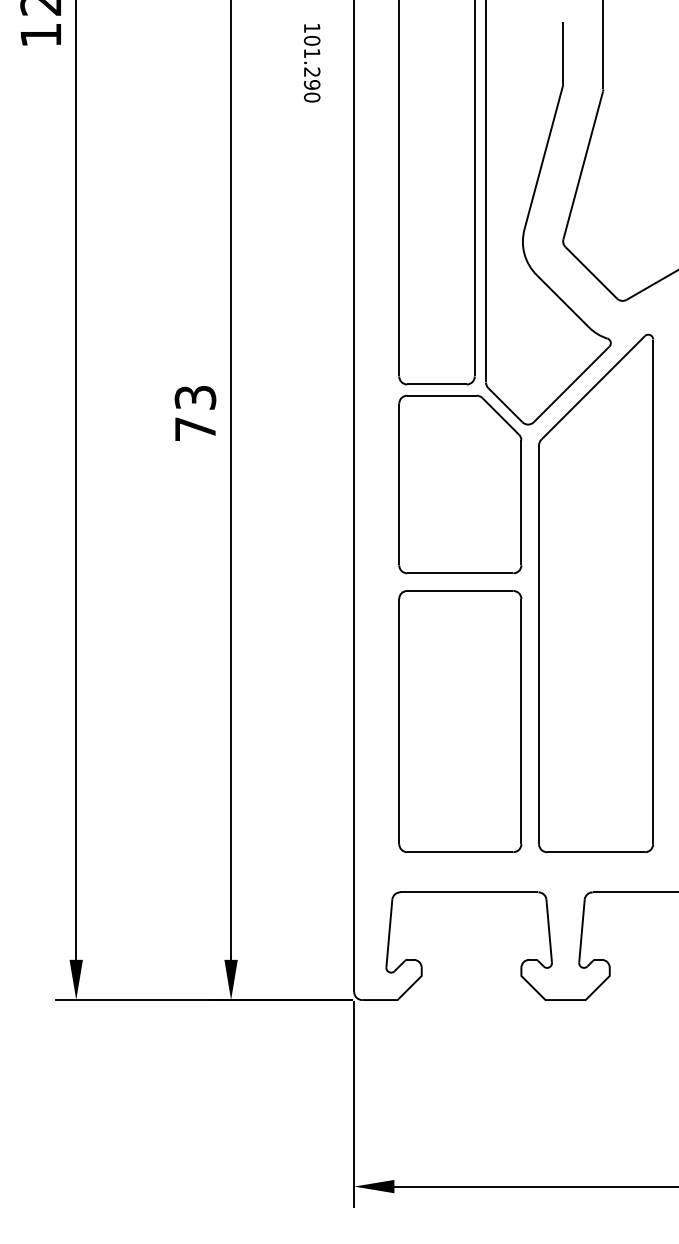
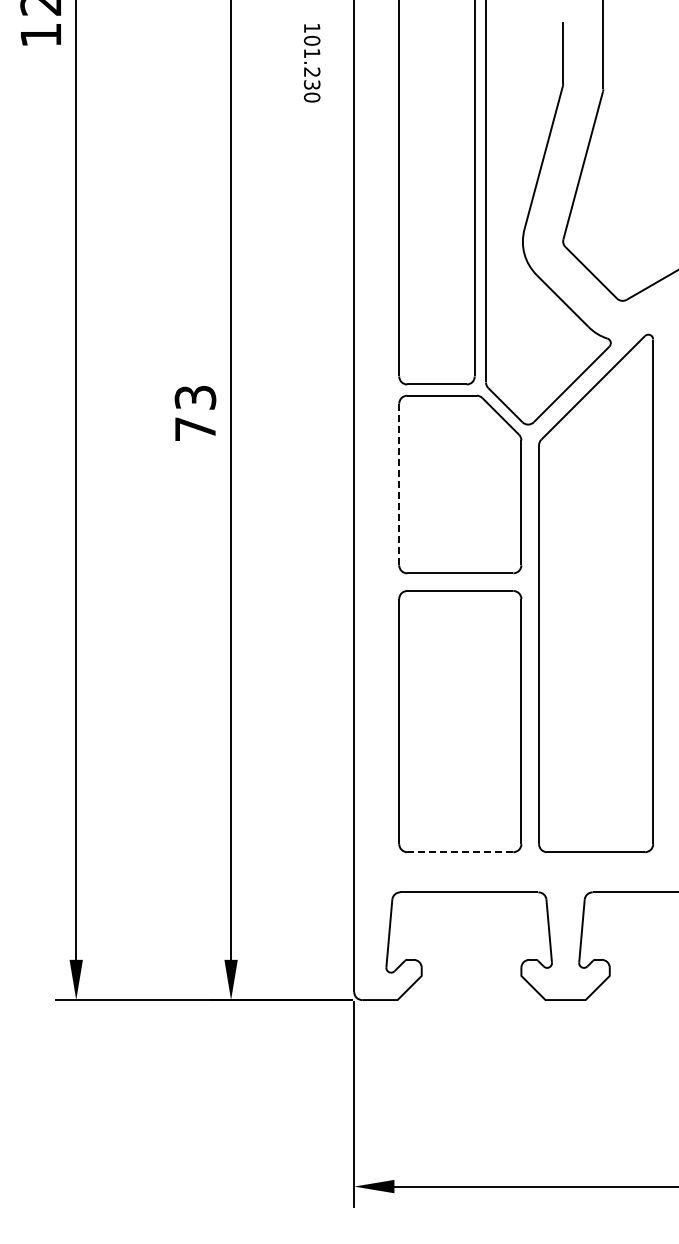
text: 101.290 -> 101.230 (312, 84)
line: solid -> dashed (399, 484)
line: solid -> dashed (460, 852)
